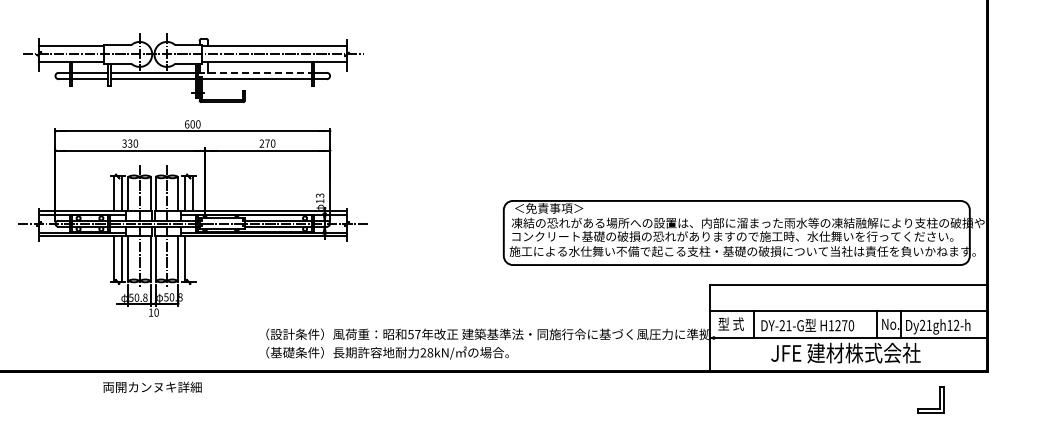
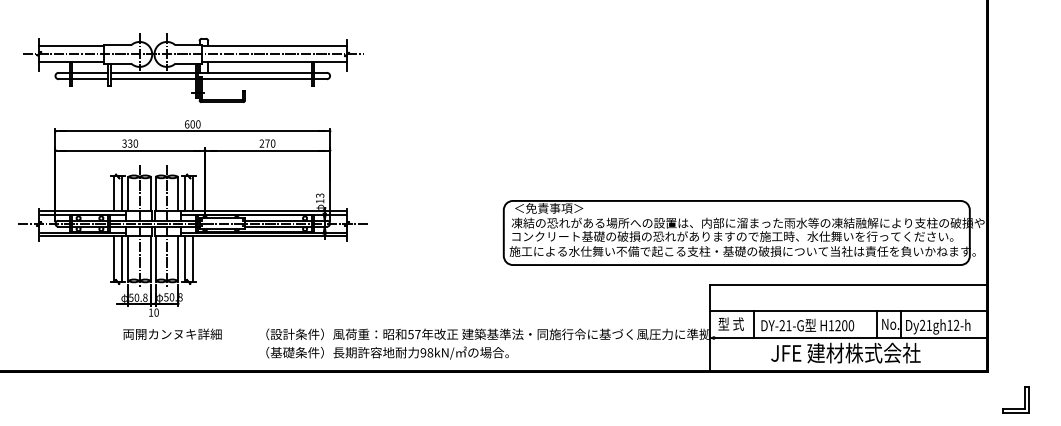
line: dashed -> solid (255, 72)
line: none -> present (193, 259)
text: H1270 -> H1200 (844, 325)
text: 28kN/ -> 98kN/ (423, 352)
text position: (152, 386) -> (172, 333) (172, 333)
part position: (939, 399) -> (1024, 399) (1024, 399)
